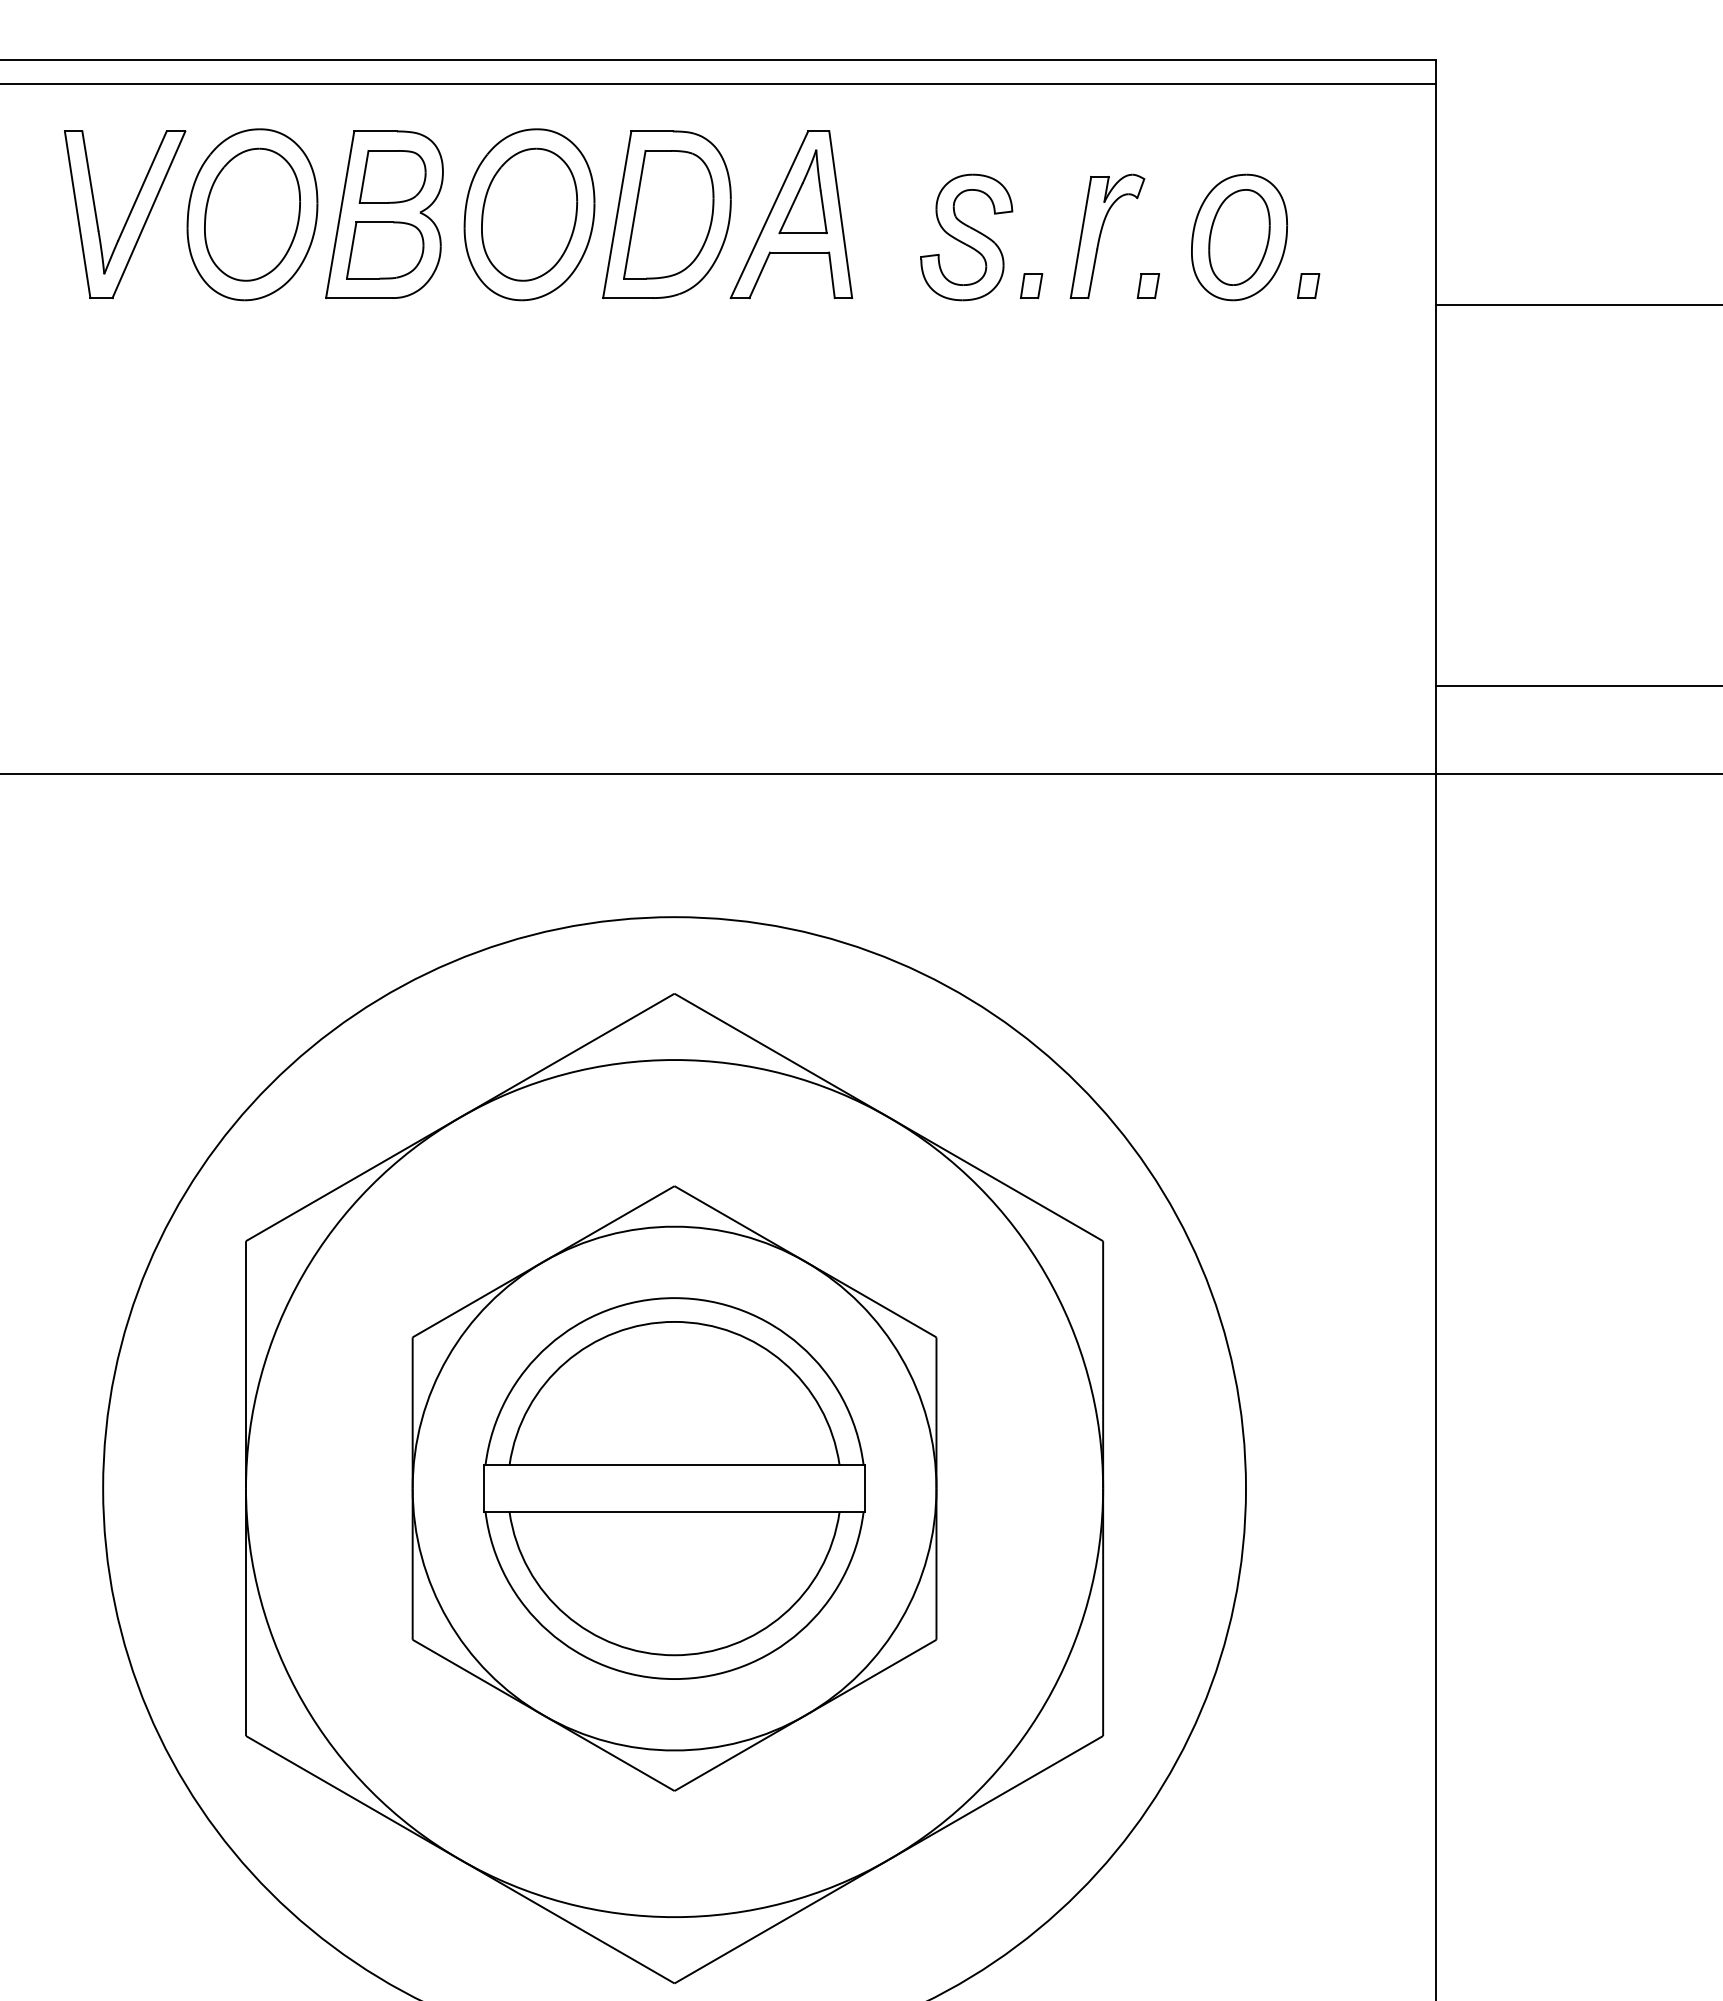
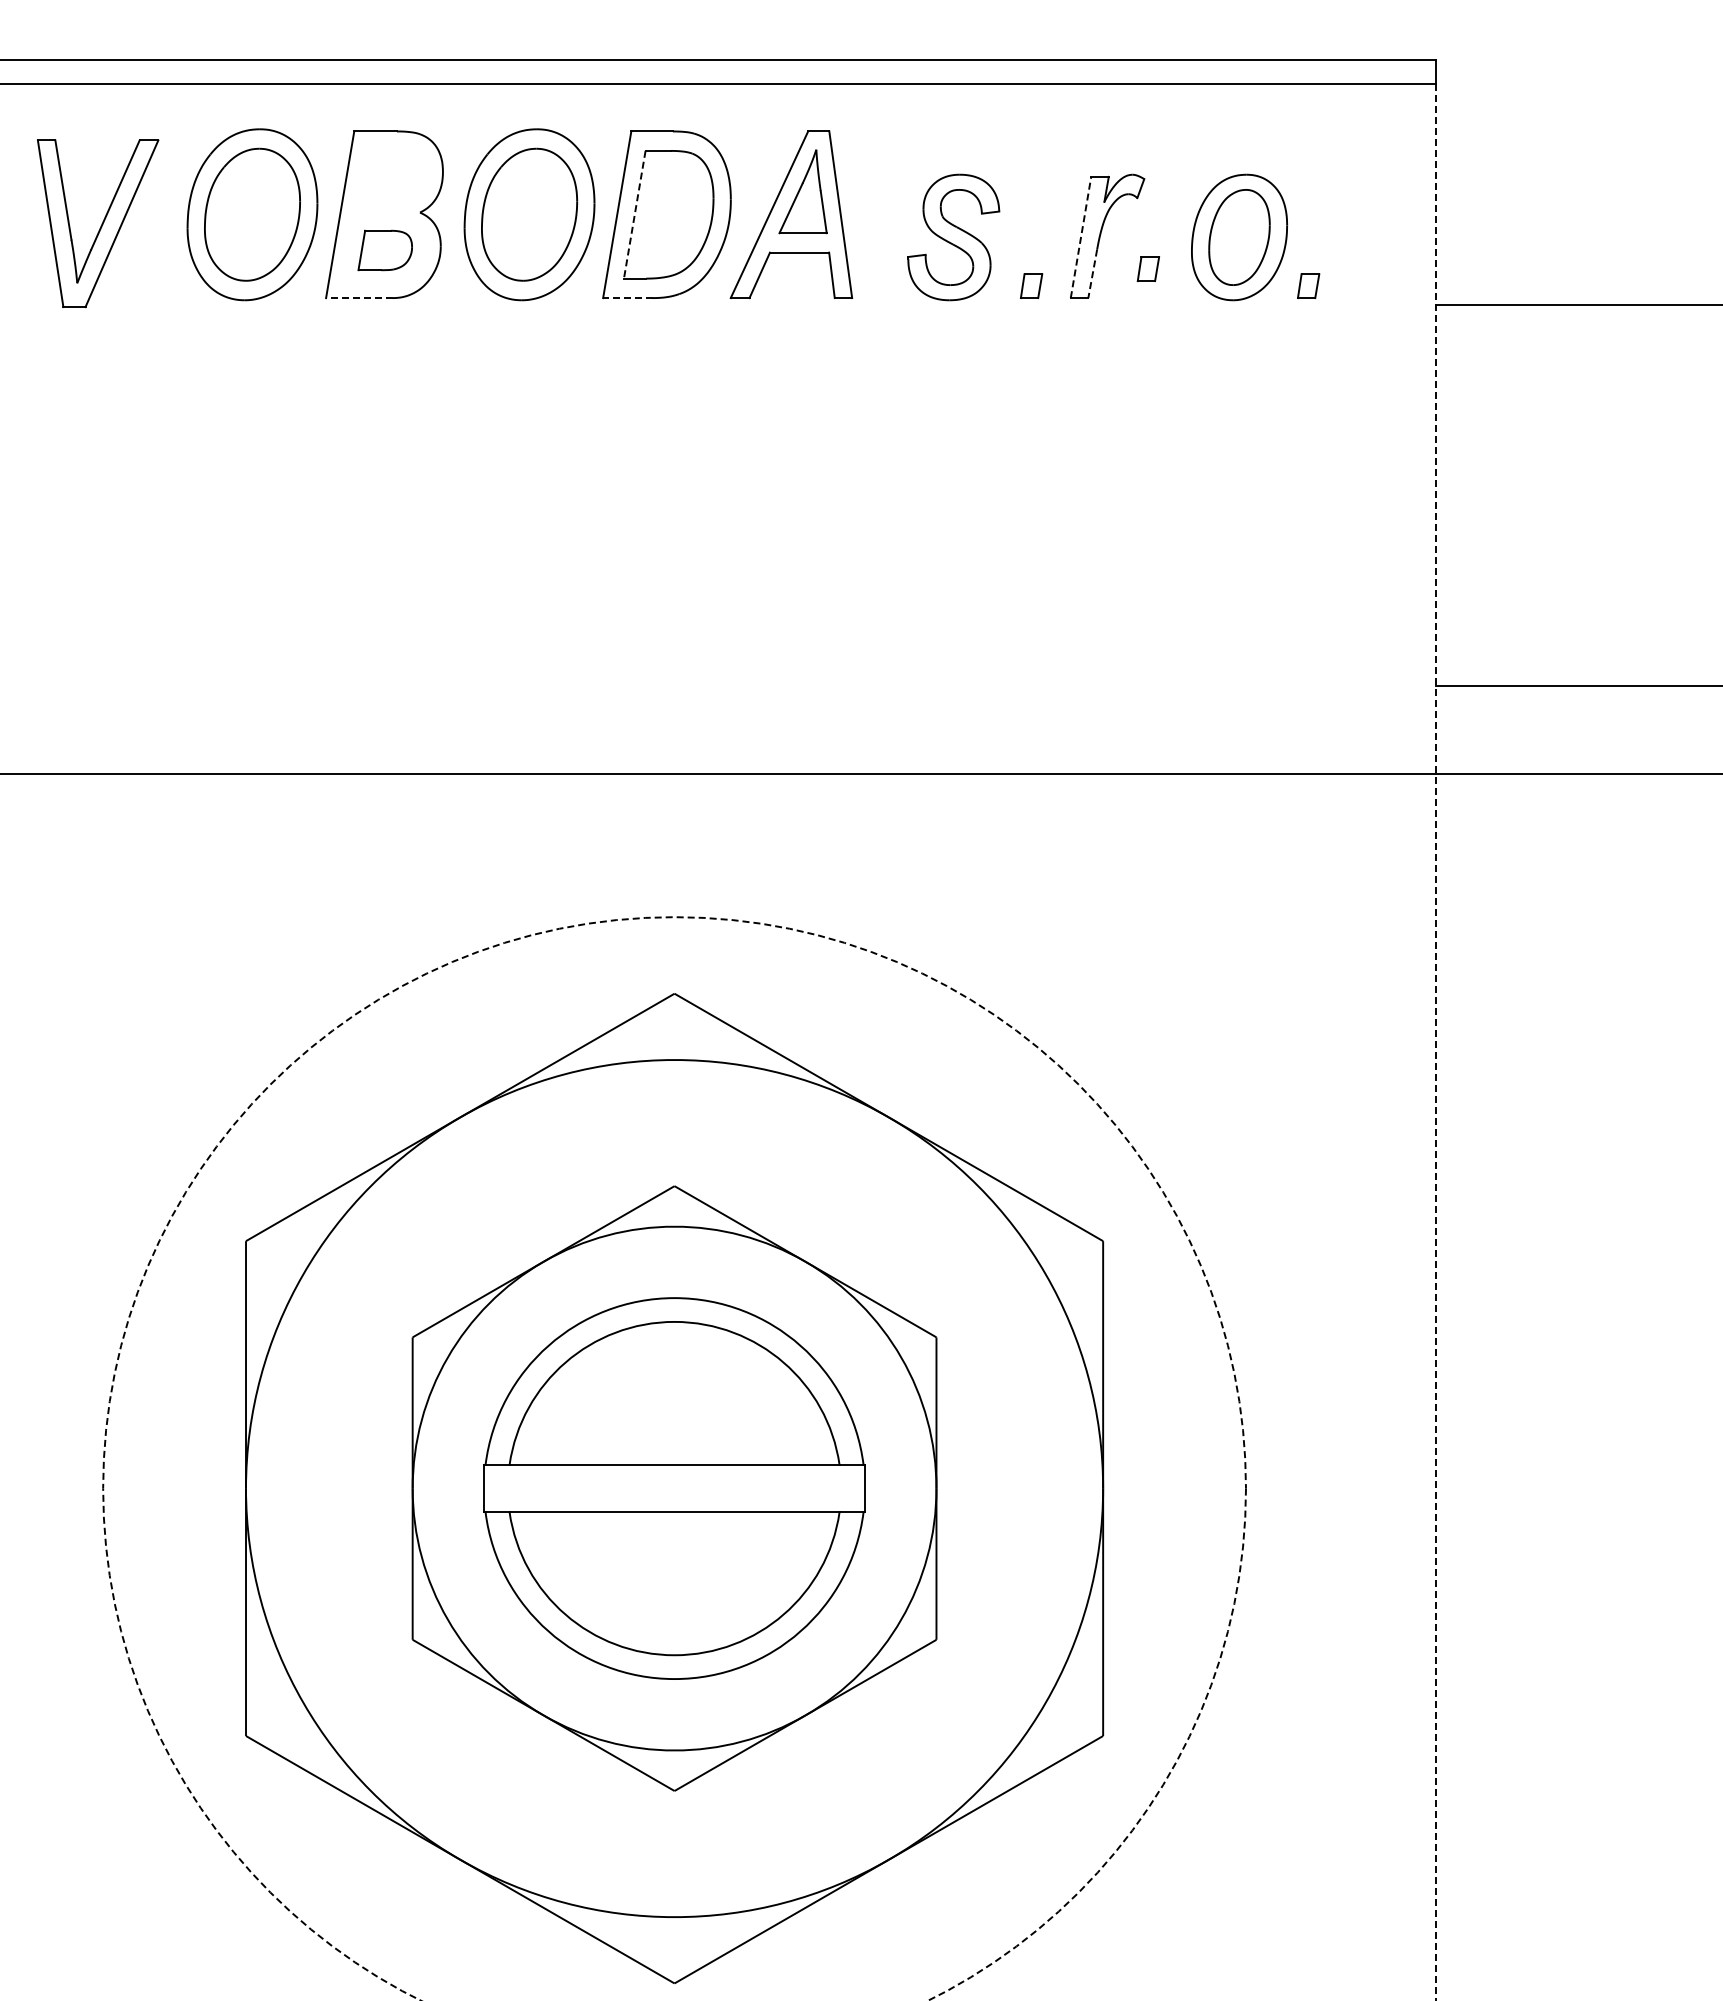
part: present -> none (392, 176)
part position: (125, 214) -> (98, 223) (98, 223)
line: solid -> dashed (634, 214)
part position: (966, 237) -> (953, 237) (953, 237)
line: solid -> dashed (1081, 237)
part size: 79x59 px -> 56x43 px (384, 250)
line: solid -> dashed (1092, 273)
part position: (1147, 286) -> (1147, 269) (1147, 269)
line: solid -> dashed (358, 298)
line: solid -> dashed (627, 298)
line: solid -> dashed (1436, 1042)
circle: solid -> dashed (674, 1458)
